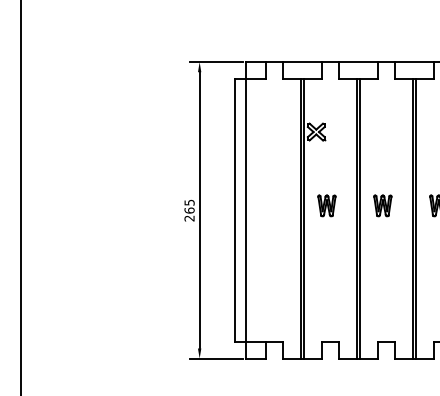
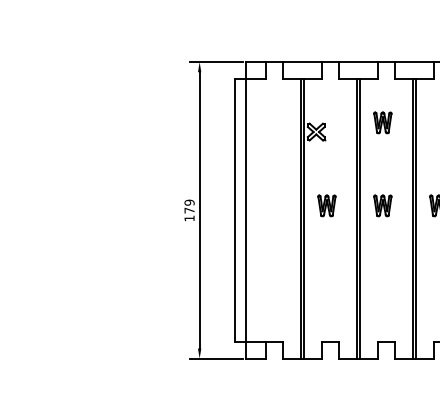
part: none -> present (382, 122)
line: present -> none (20, 197)
text: 265 -> 179 (189, 210)
